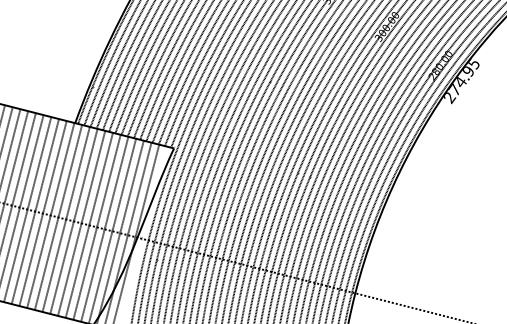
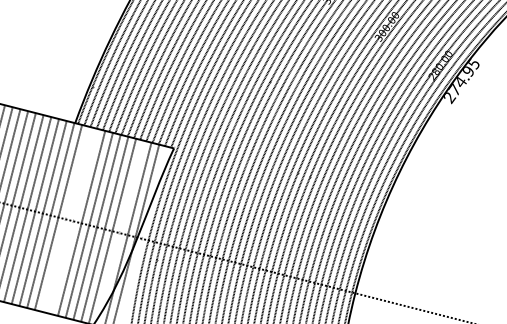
line: present -> none (65, 218)
line: present -> none (73, 220)
line: present -> none (120, 230)
